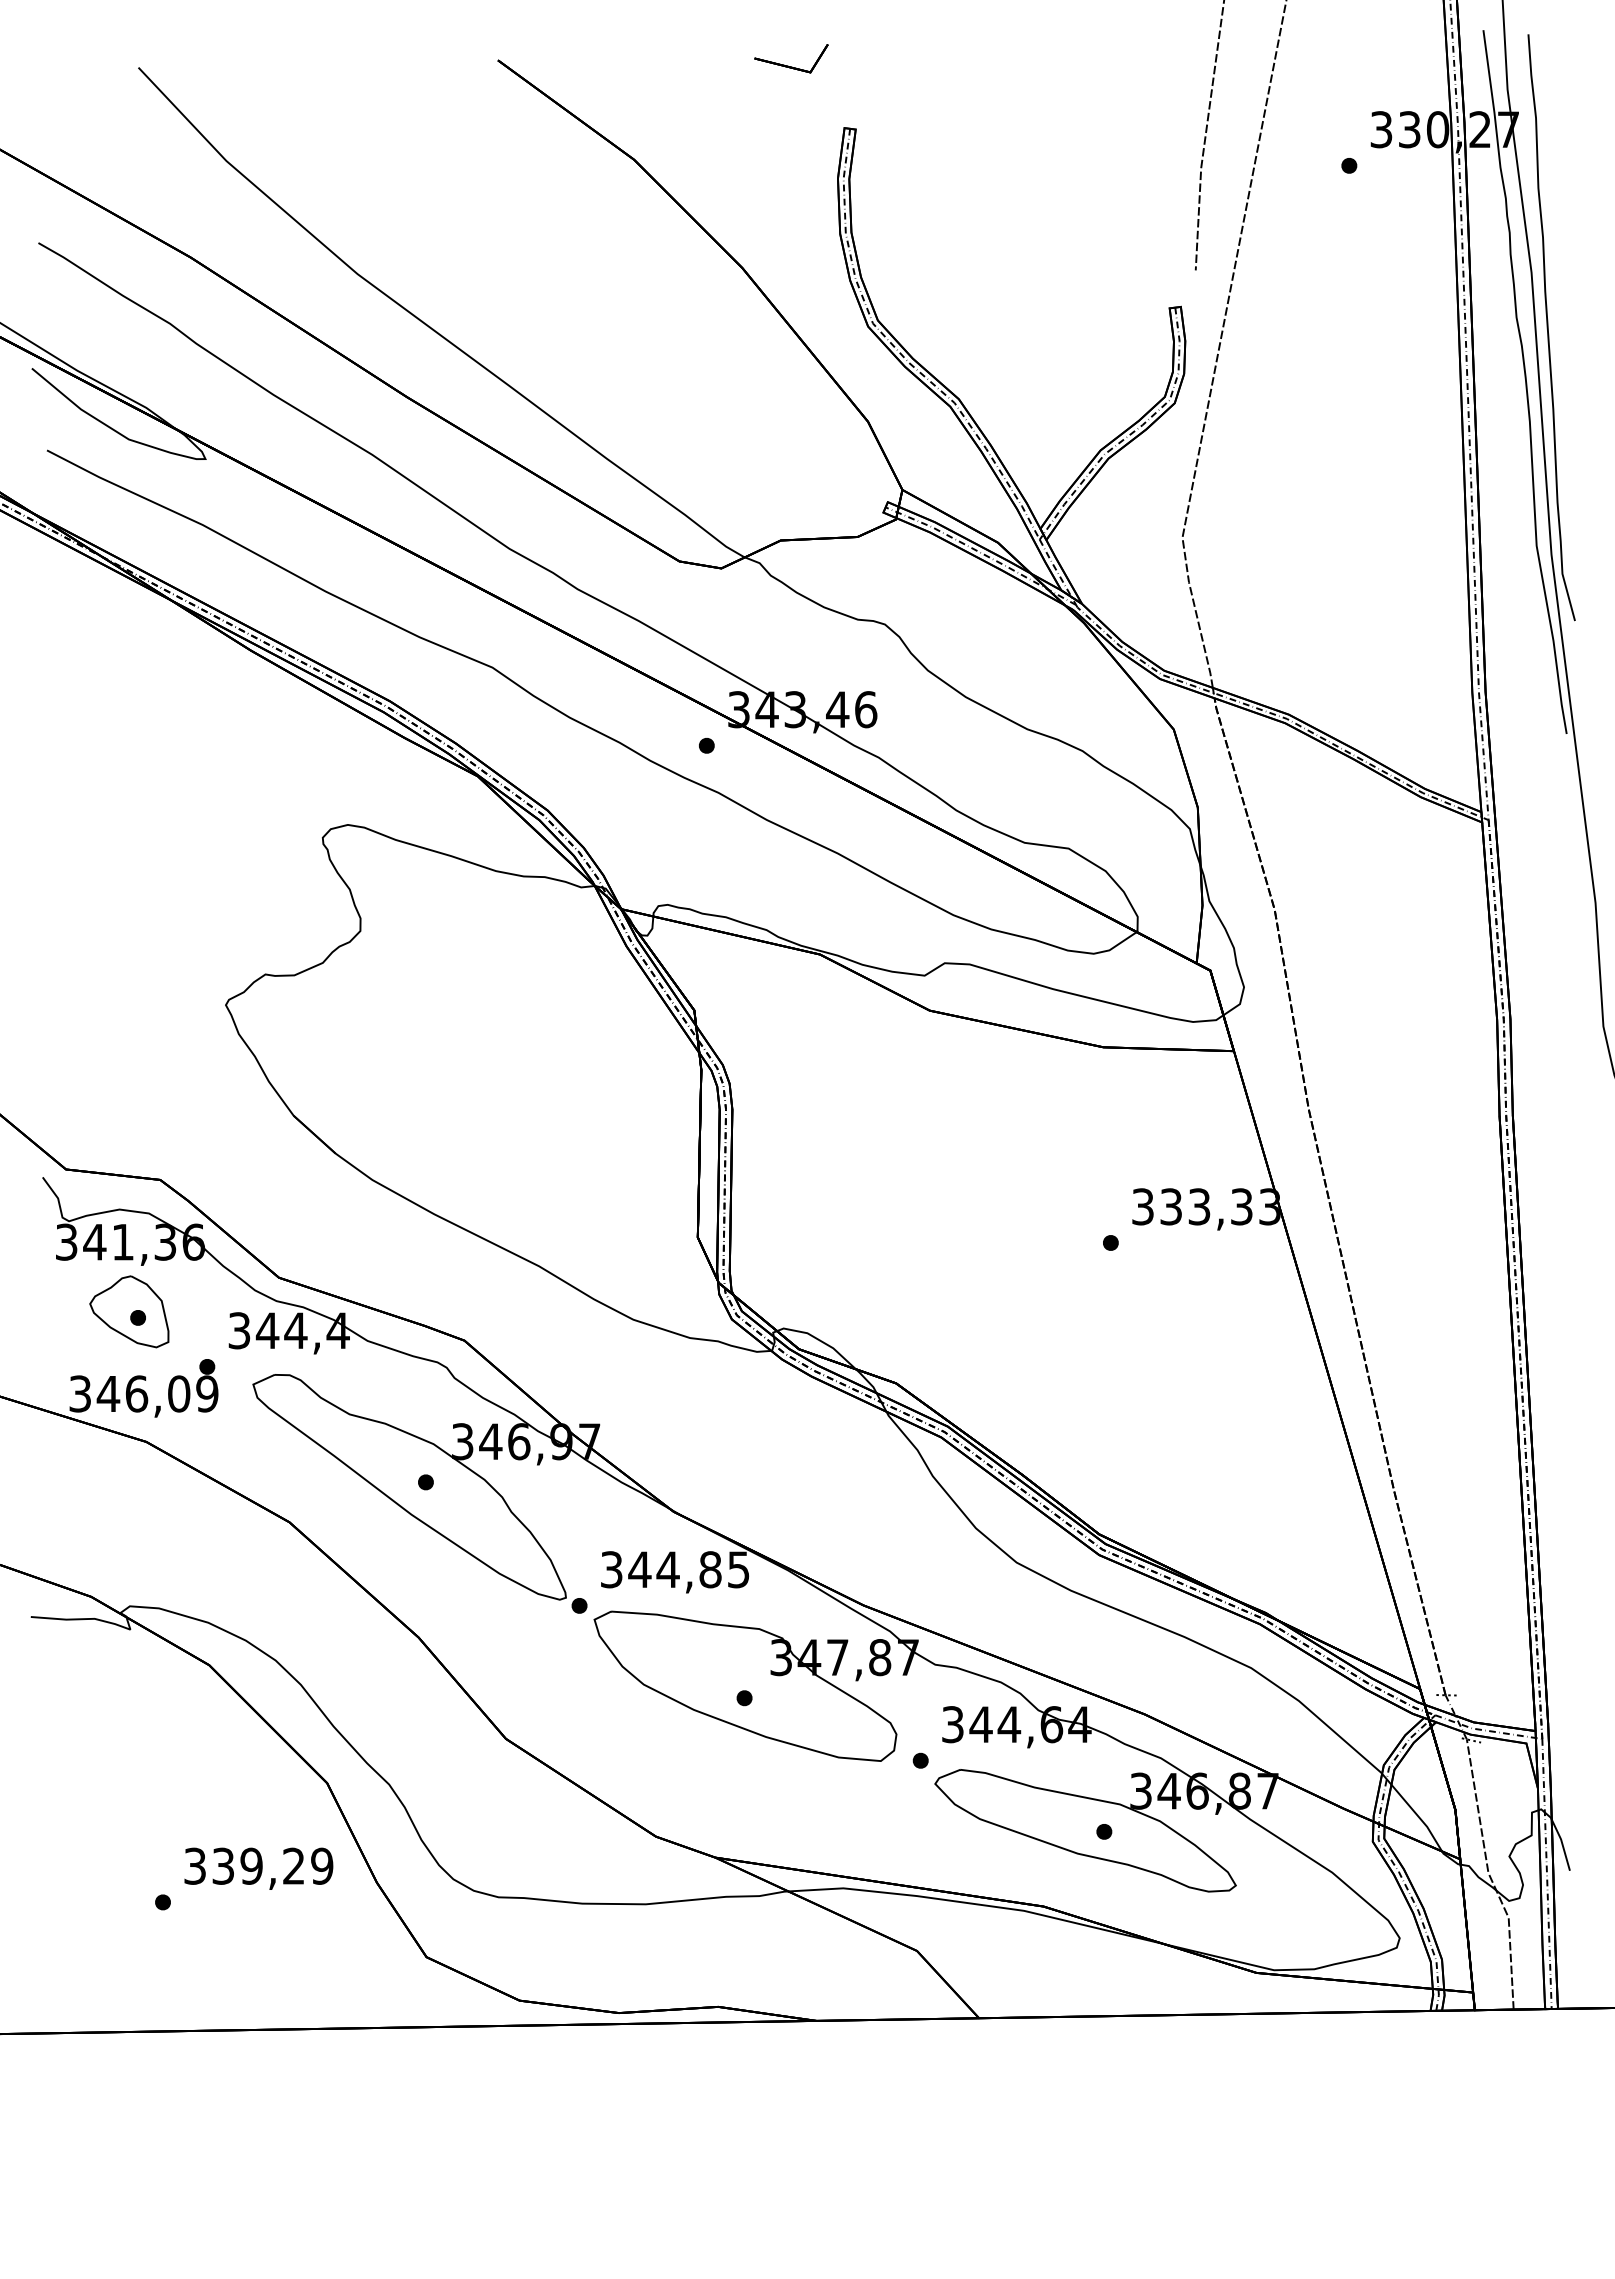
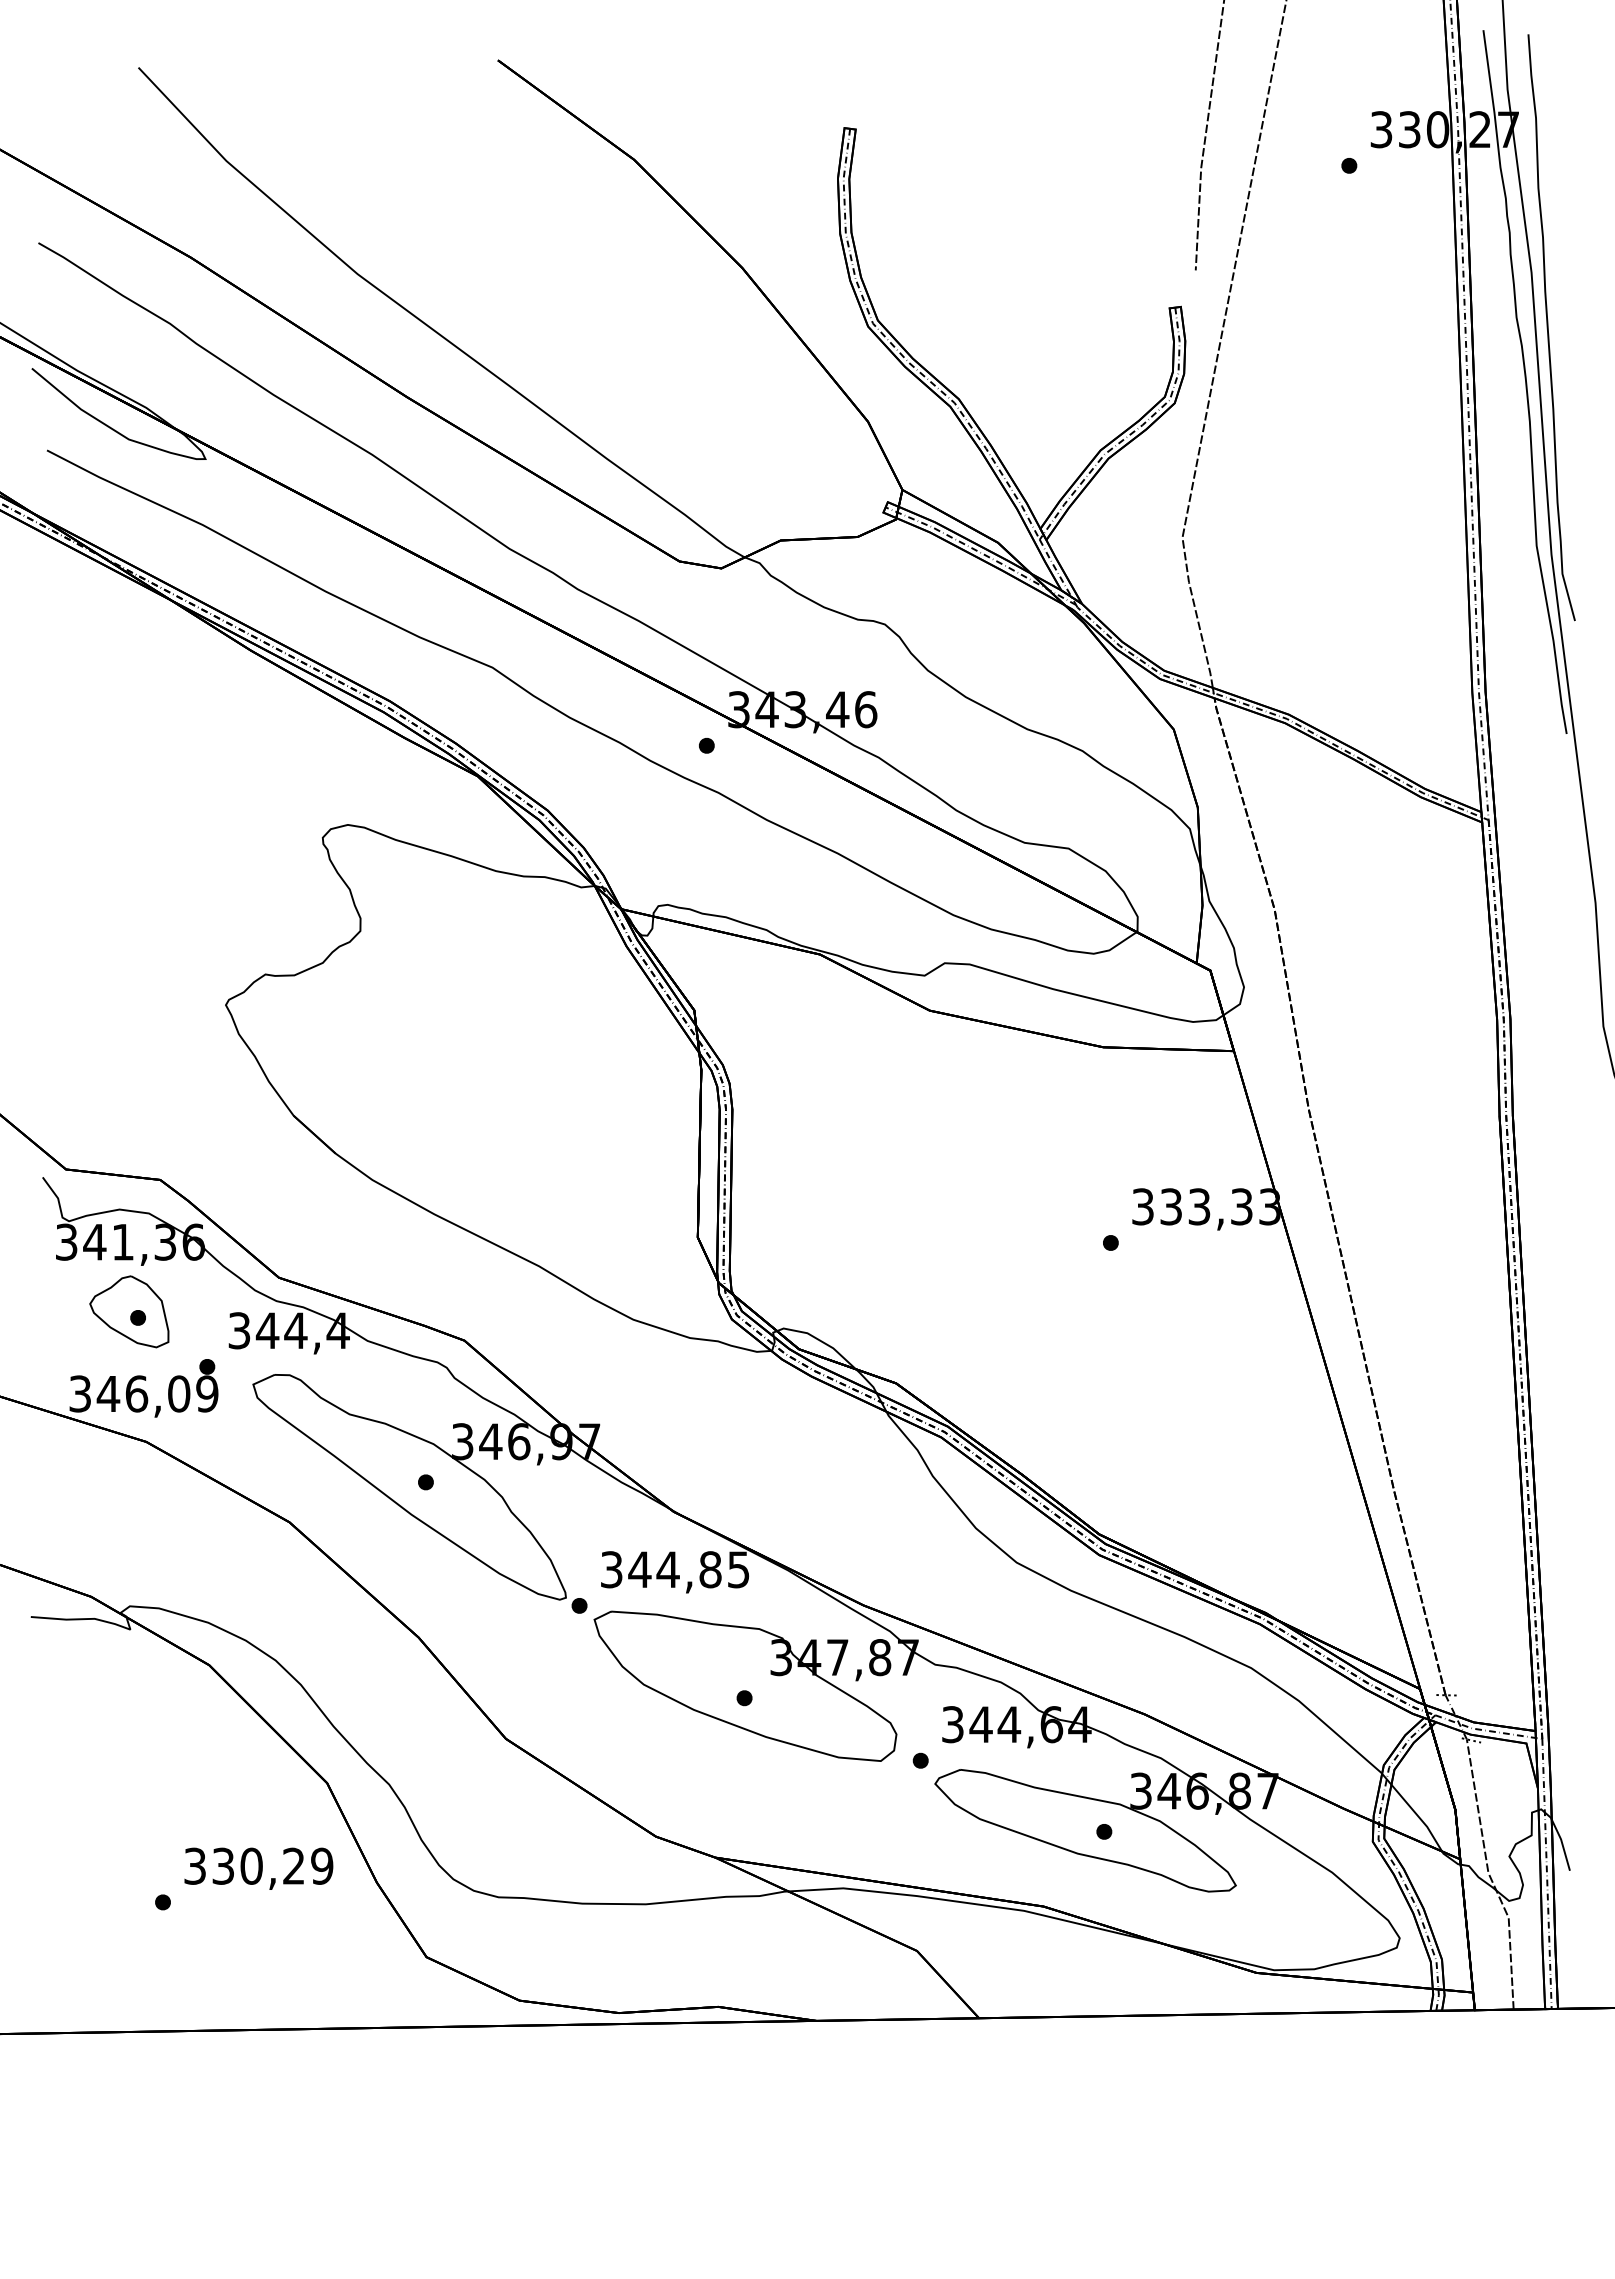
part: present -> none (788, 65)
text: 339,29 -> 330,29 (251, 1865)
